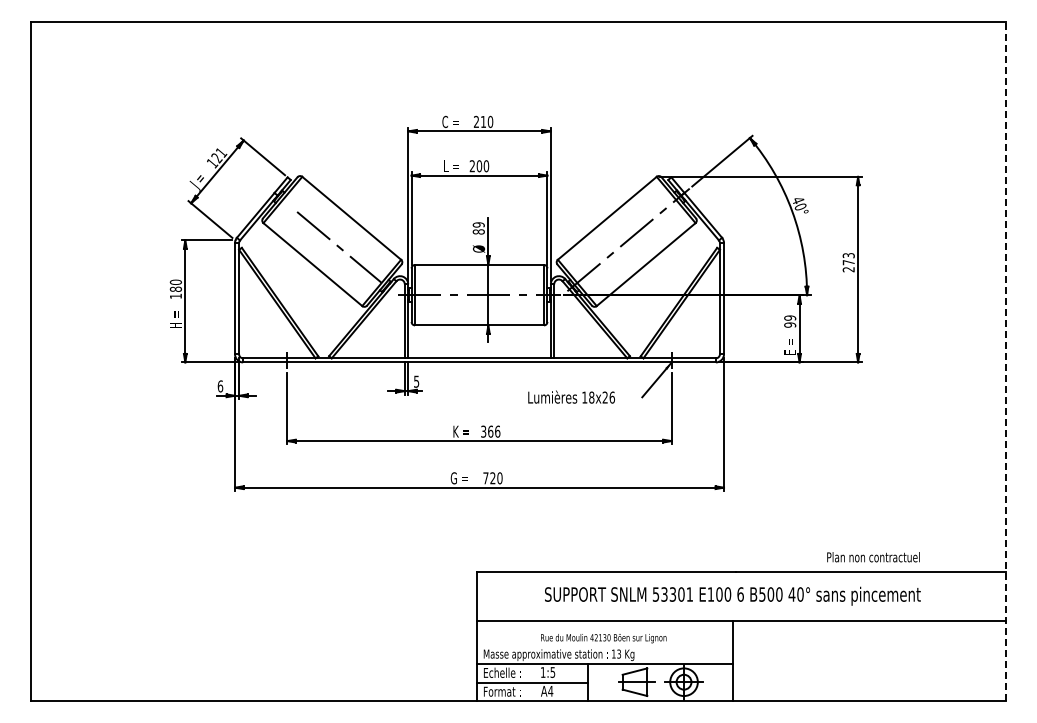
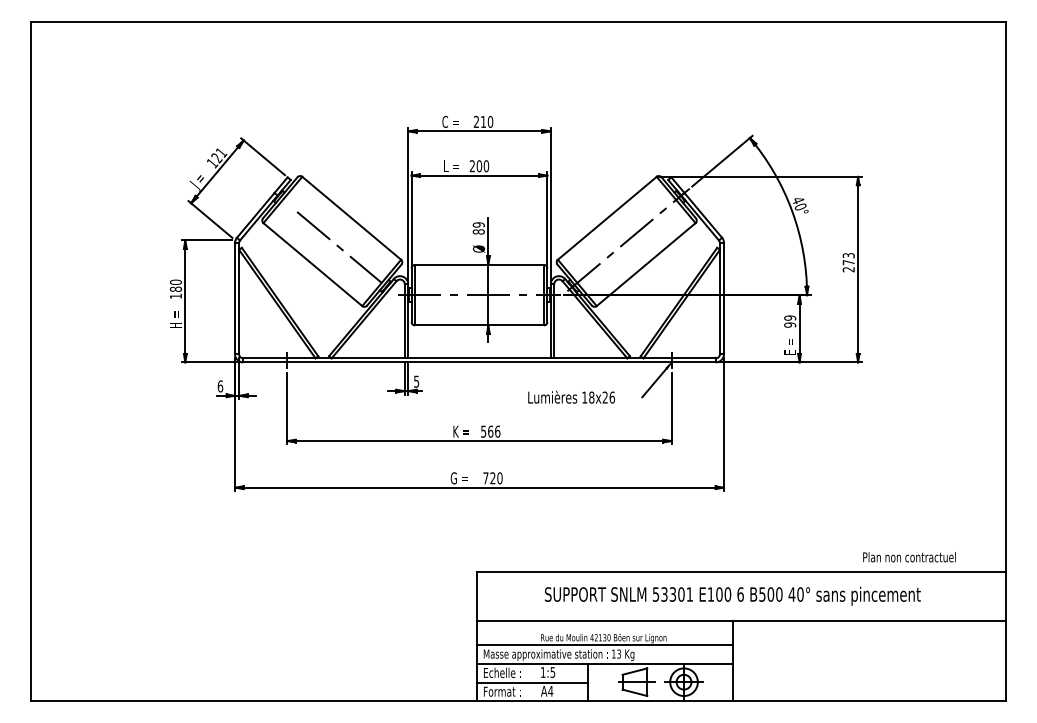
line: dashed -> solid (1005, 361)
text: 366 -> 566 (483, 430)
text position: (873, 557) -> (909, 557) (909, 557)
line: none -> present (605, 645)
